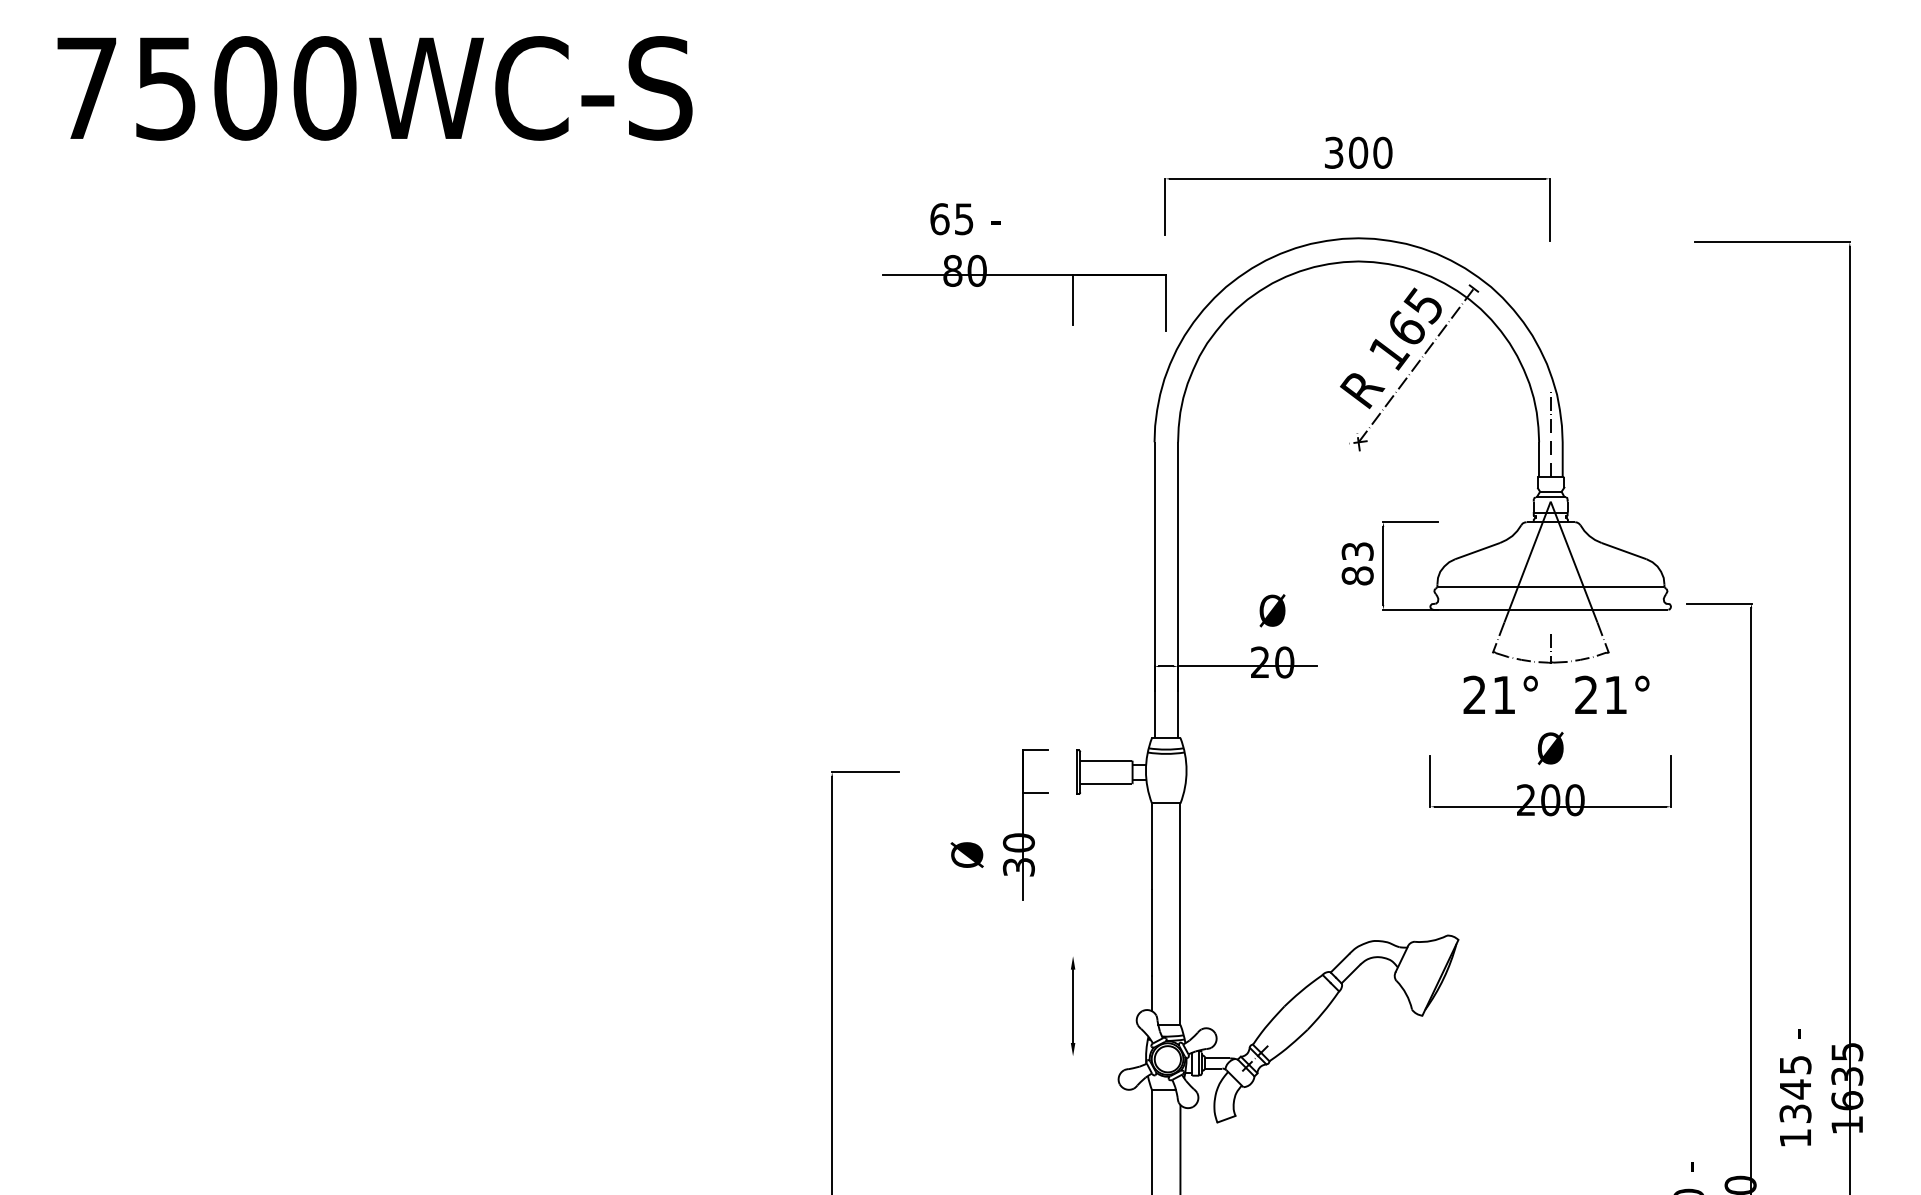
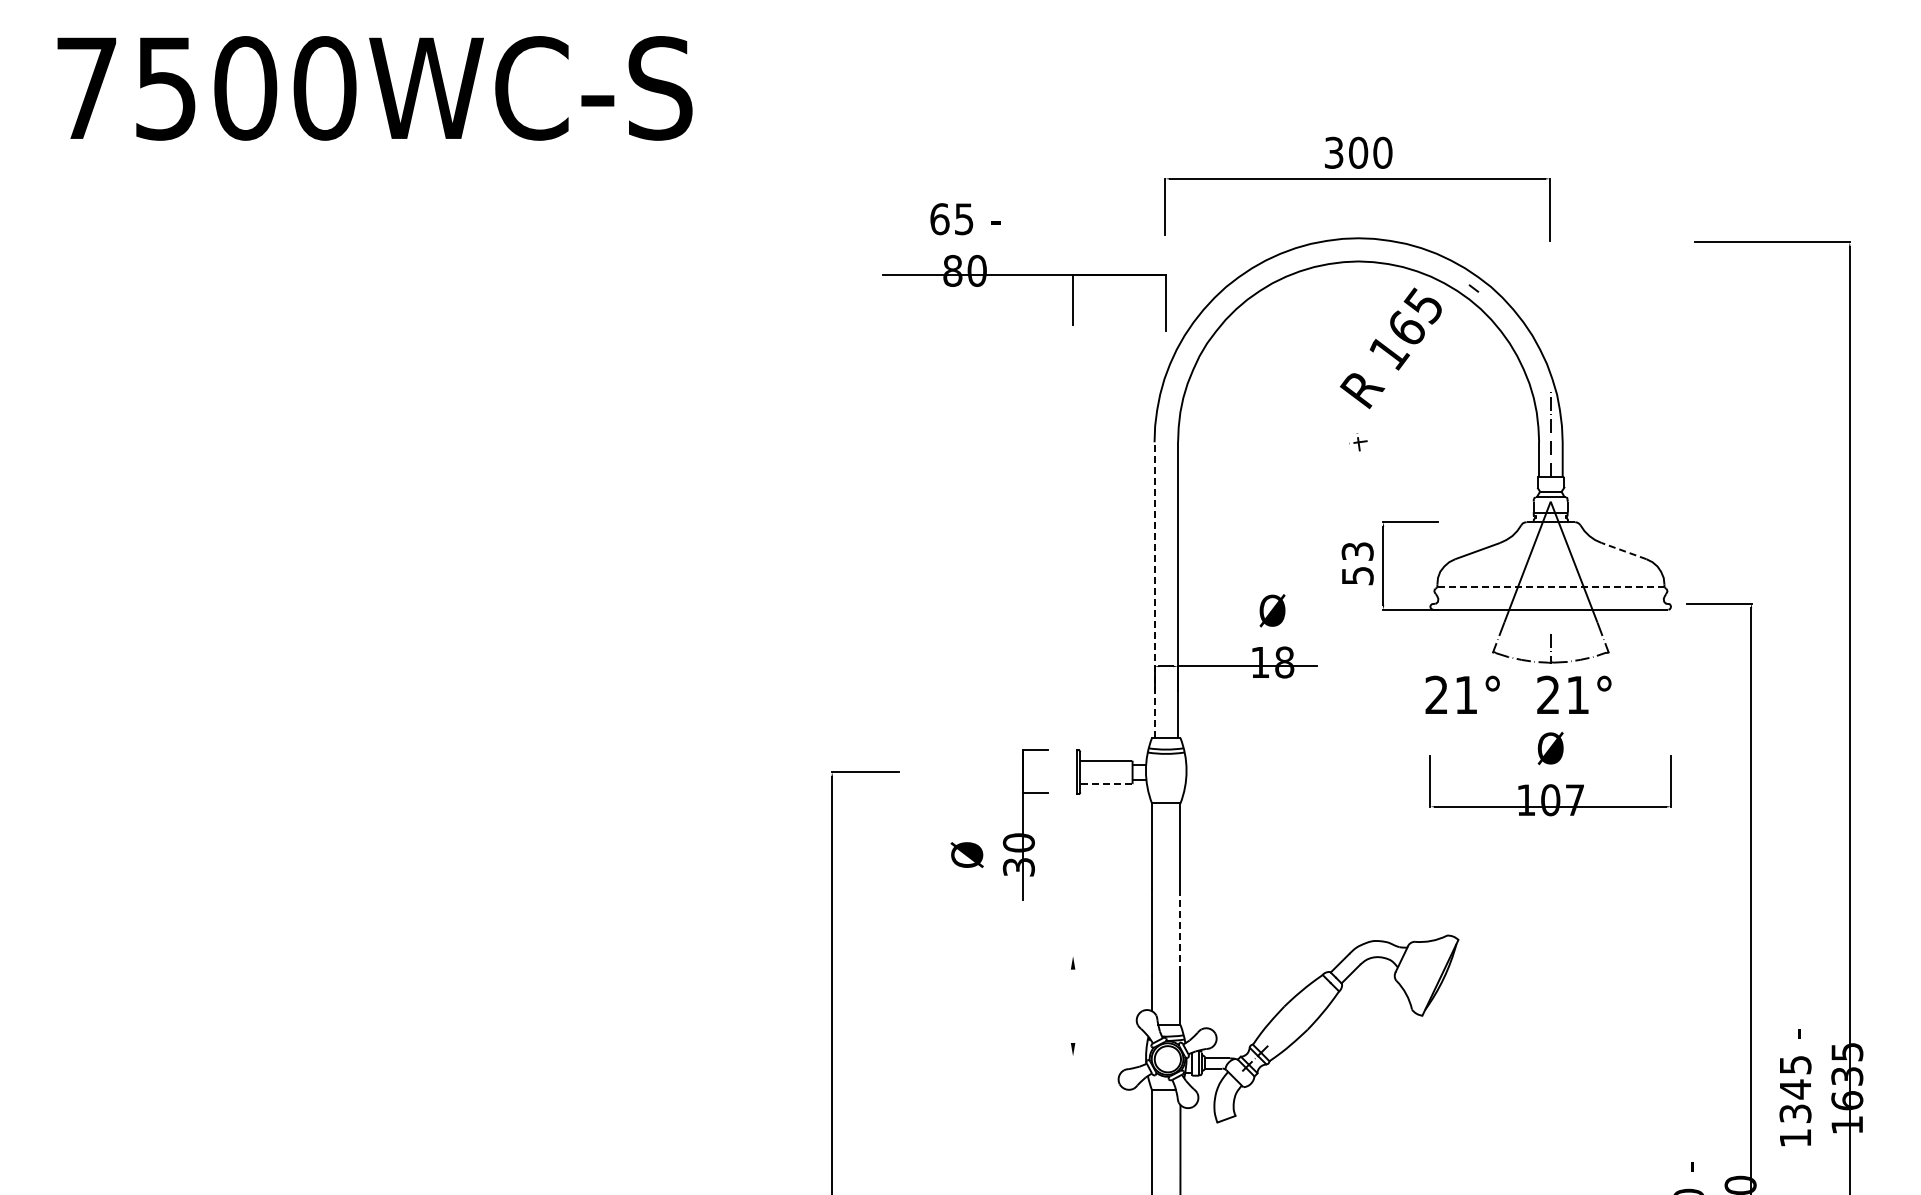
line: present -> none (1415, 365)
line: solid -> dashed (1624, 551)
text: 83 -> 53 (1357, 575)
line: solid -> dashed (1551, 587)
line: solid -> dashed (1154, 590)
text: 20 -> 18 (1272, 662)
text position: (1556, 694) -> (1518, 694) (1518, 694)
line: solid -> dashed (1106, 783)
text: 200 -> 107 (1550, 800)
line: solid -> dashed (1180, 931)
line: present -> none (1073, 1005)
